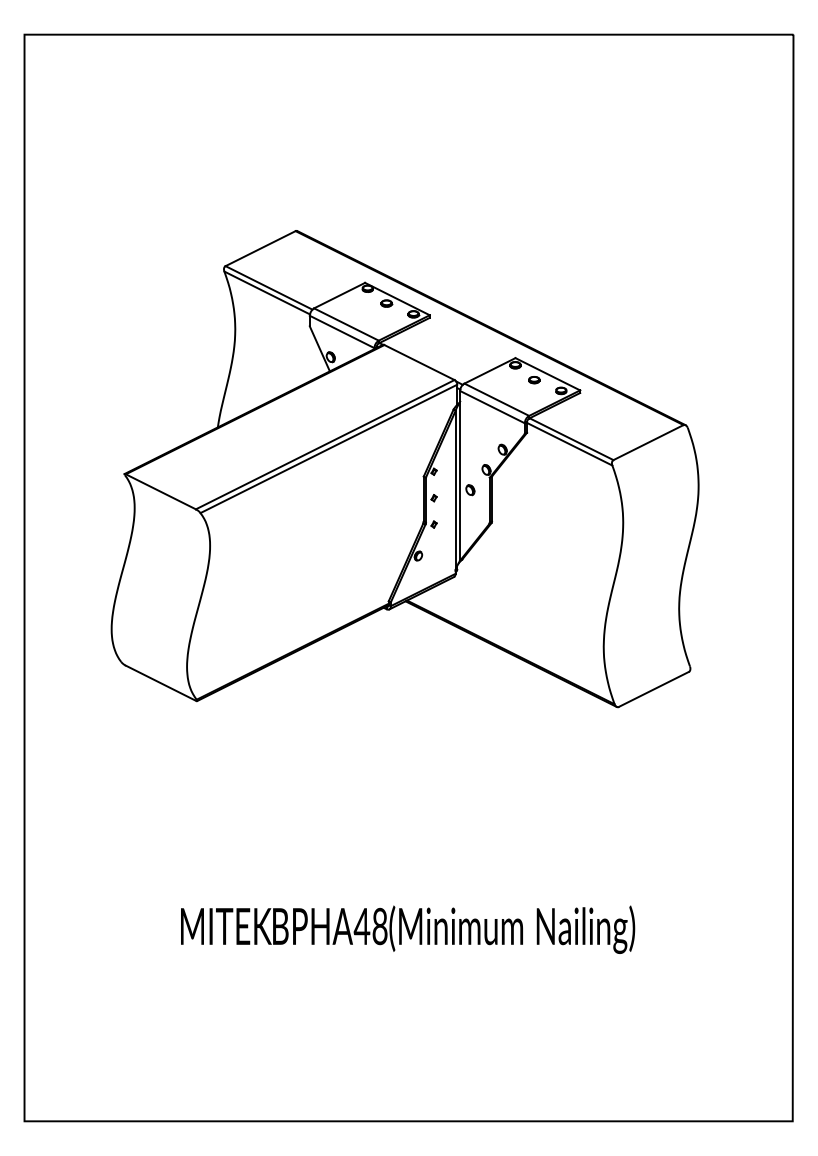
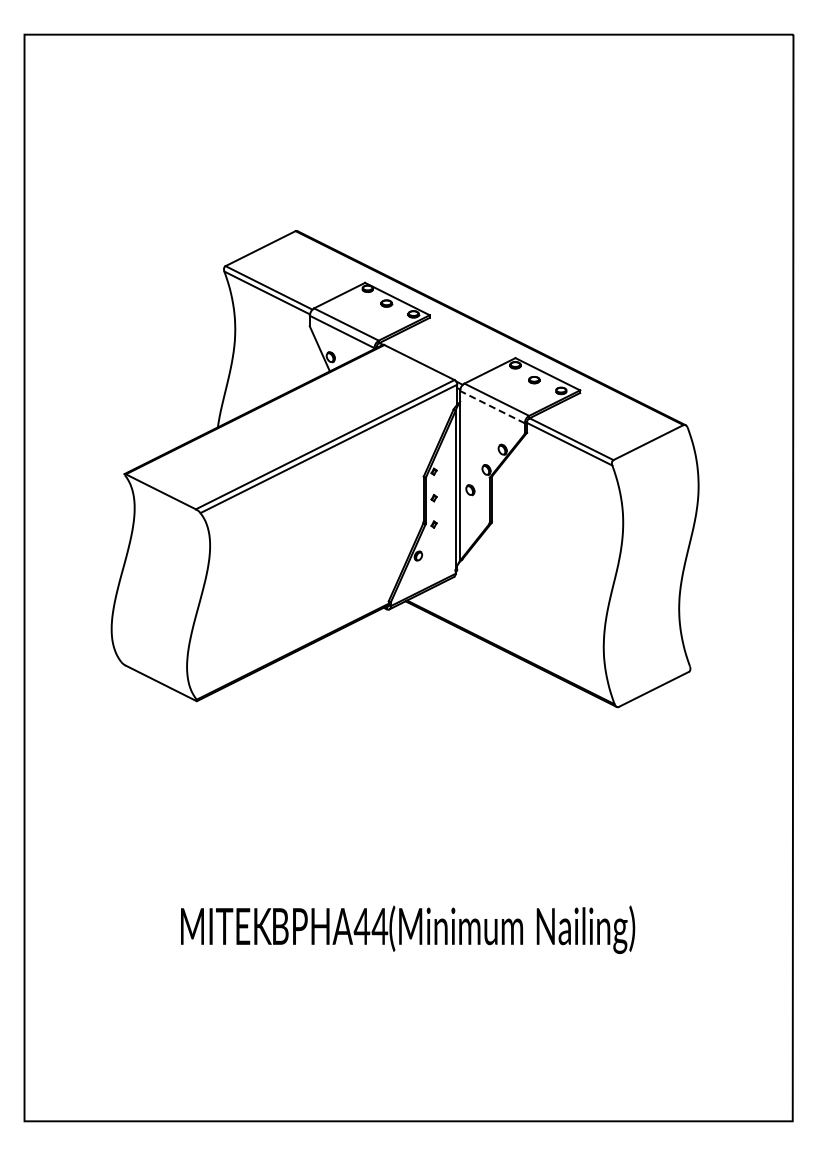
line: solid -> dashed (492, 406)
text: BPHA48 -> BPHA44 (379, 926)
